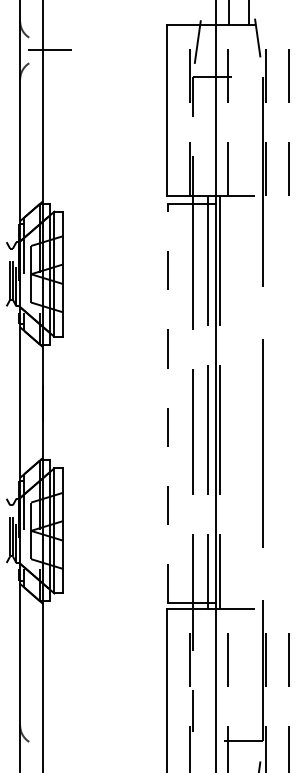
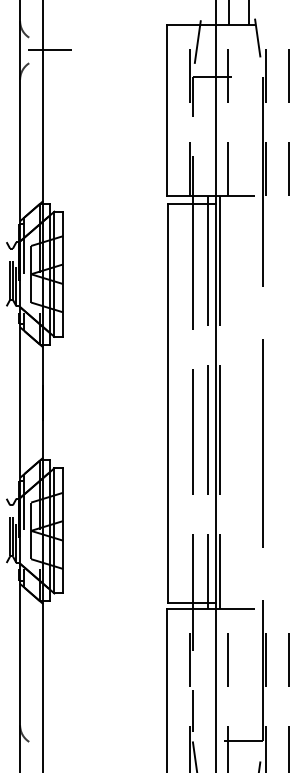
line: dashed -> solid (168, 403)
line: none -> present (194, 755)
